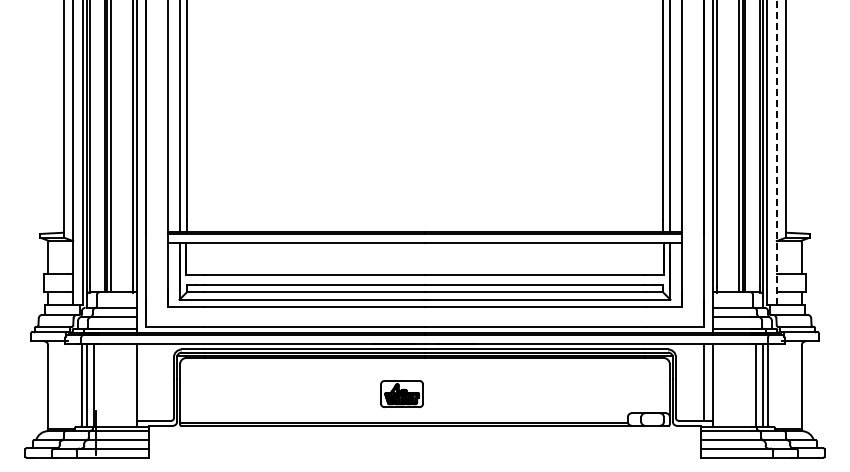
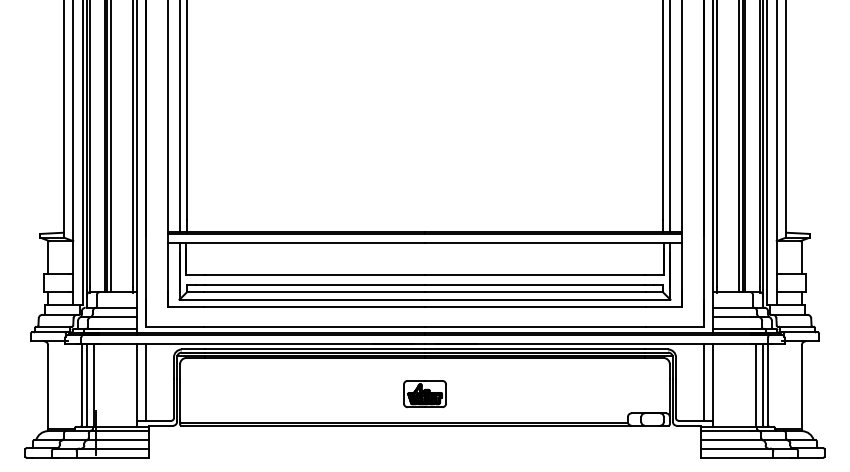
line: dashed -> solid (776, 152)
line: none -> present (146, 381)
part position: (401, 393) -> (424, 393) (424, 393)
